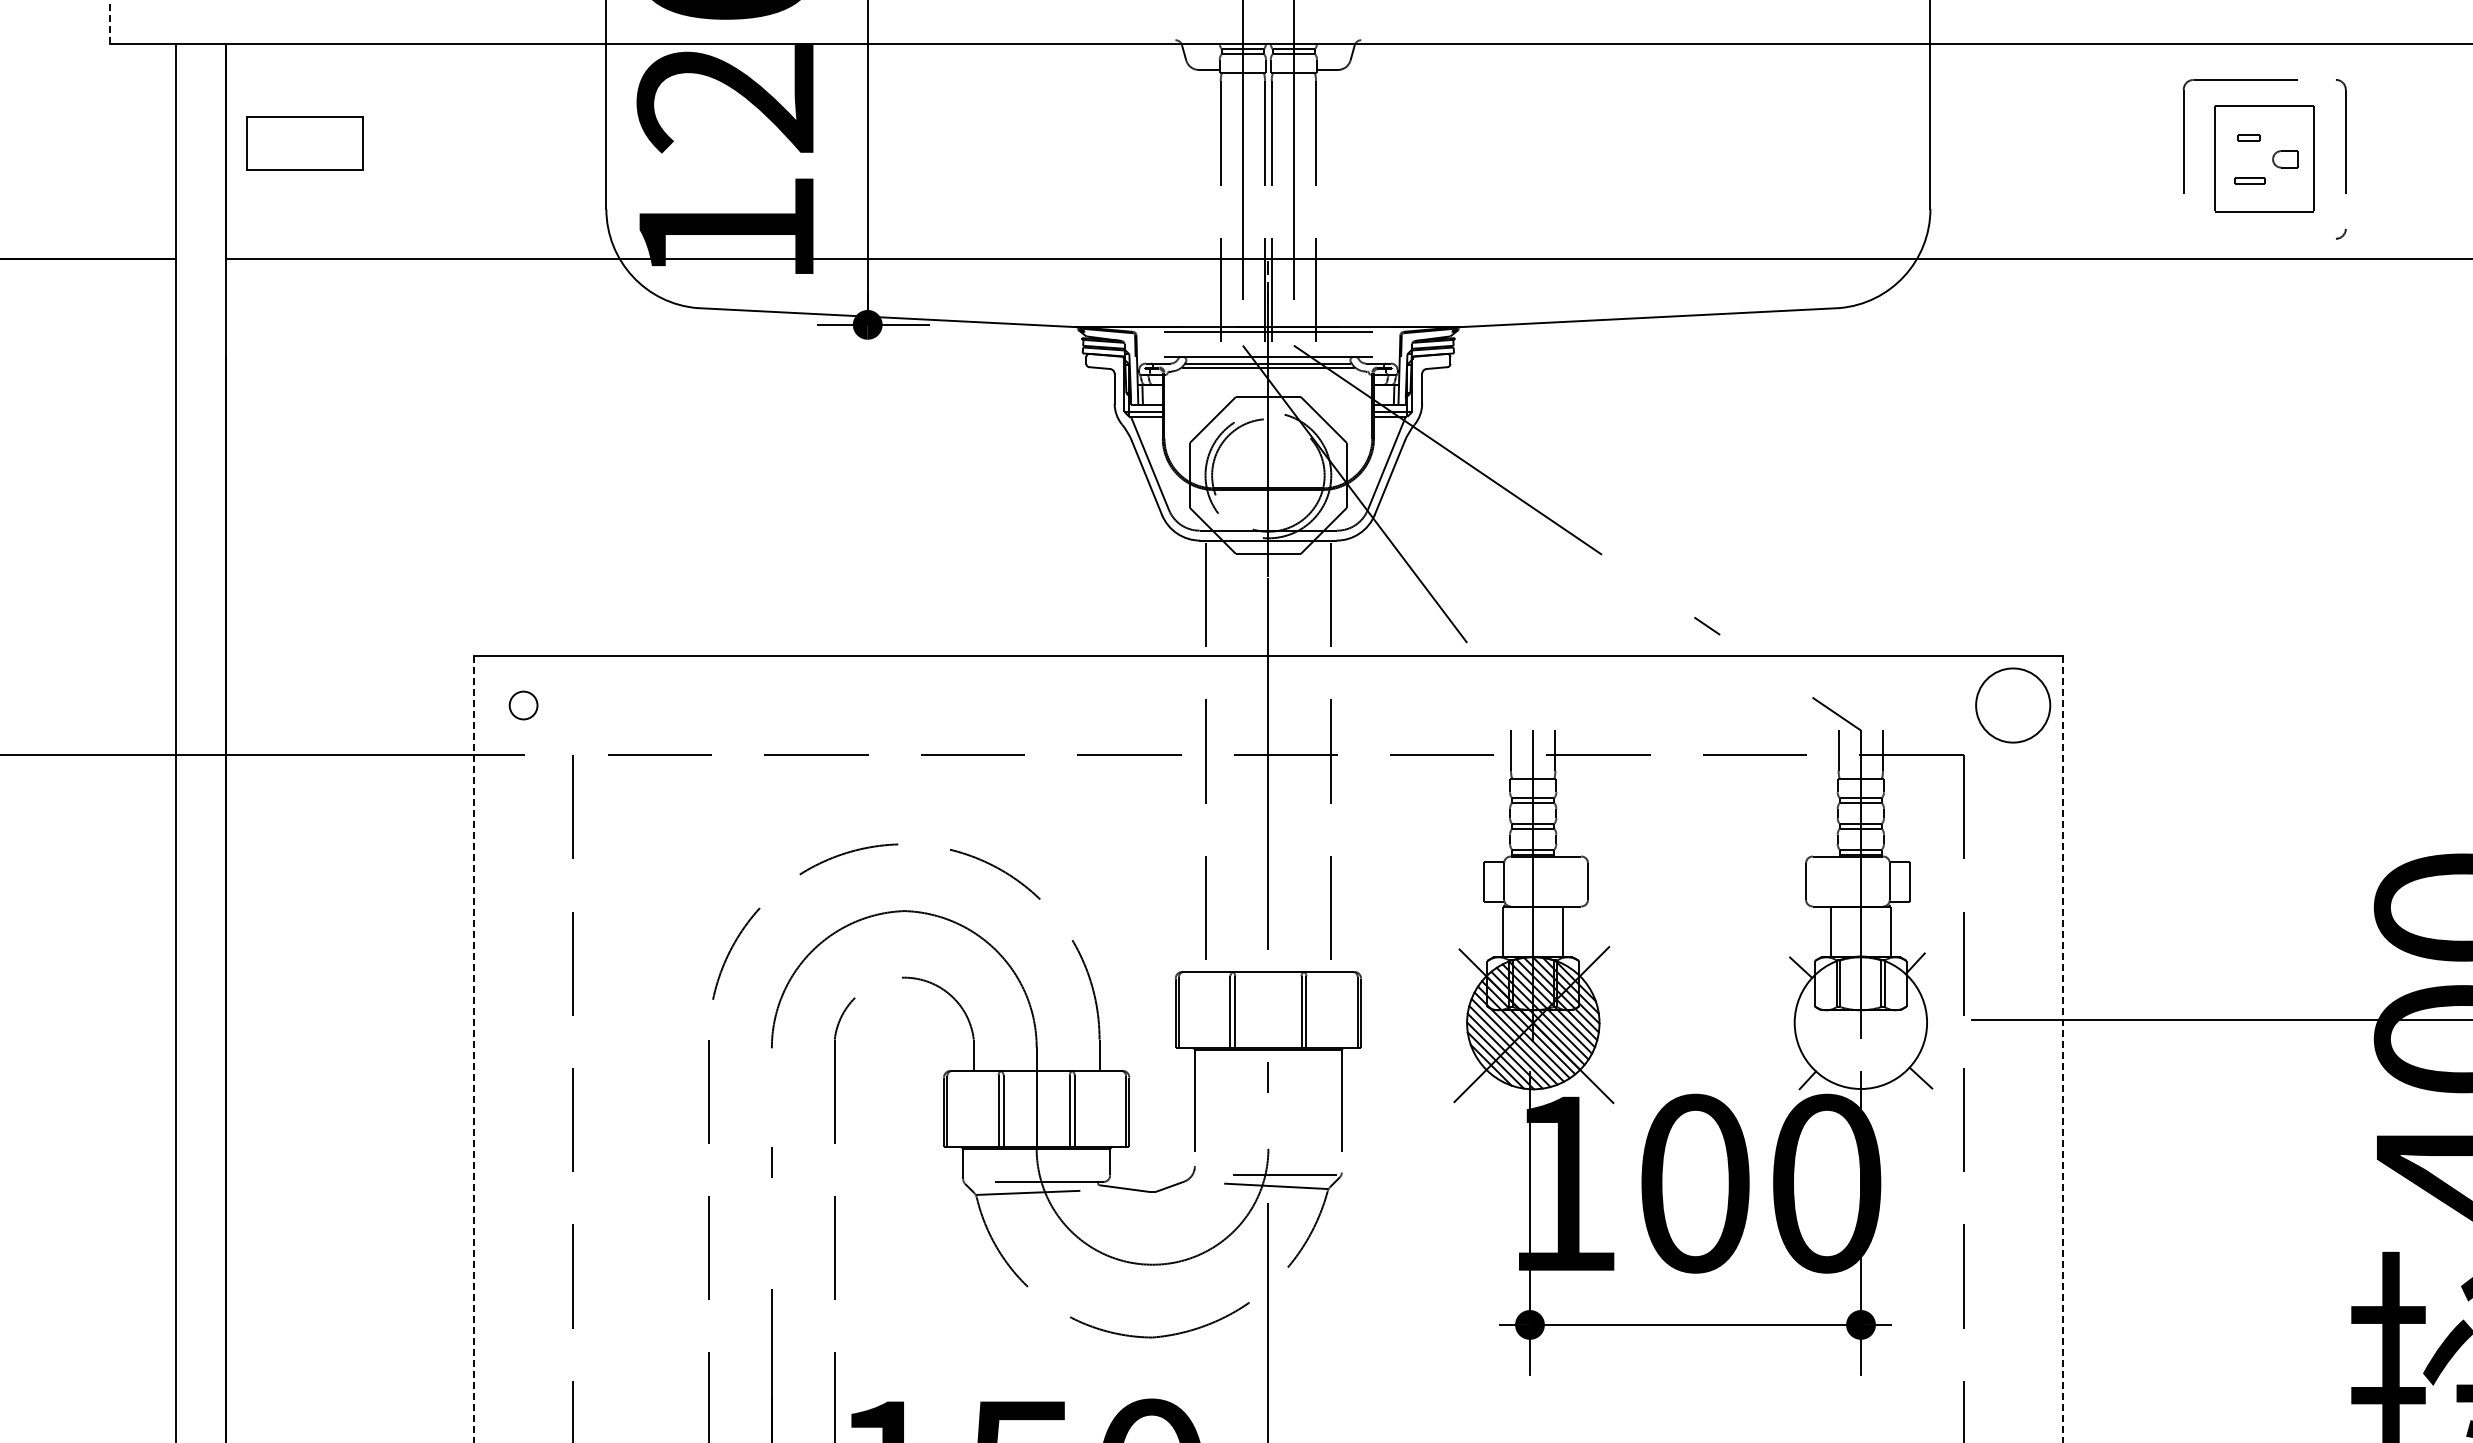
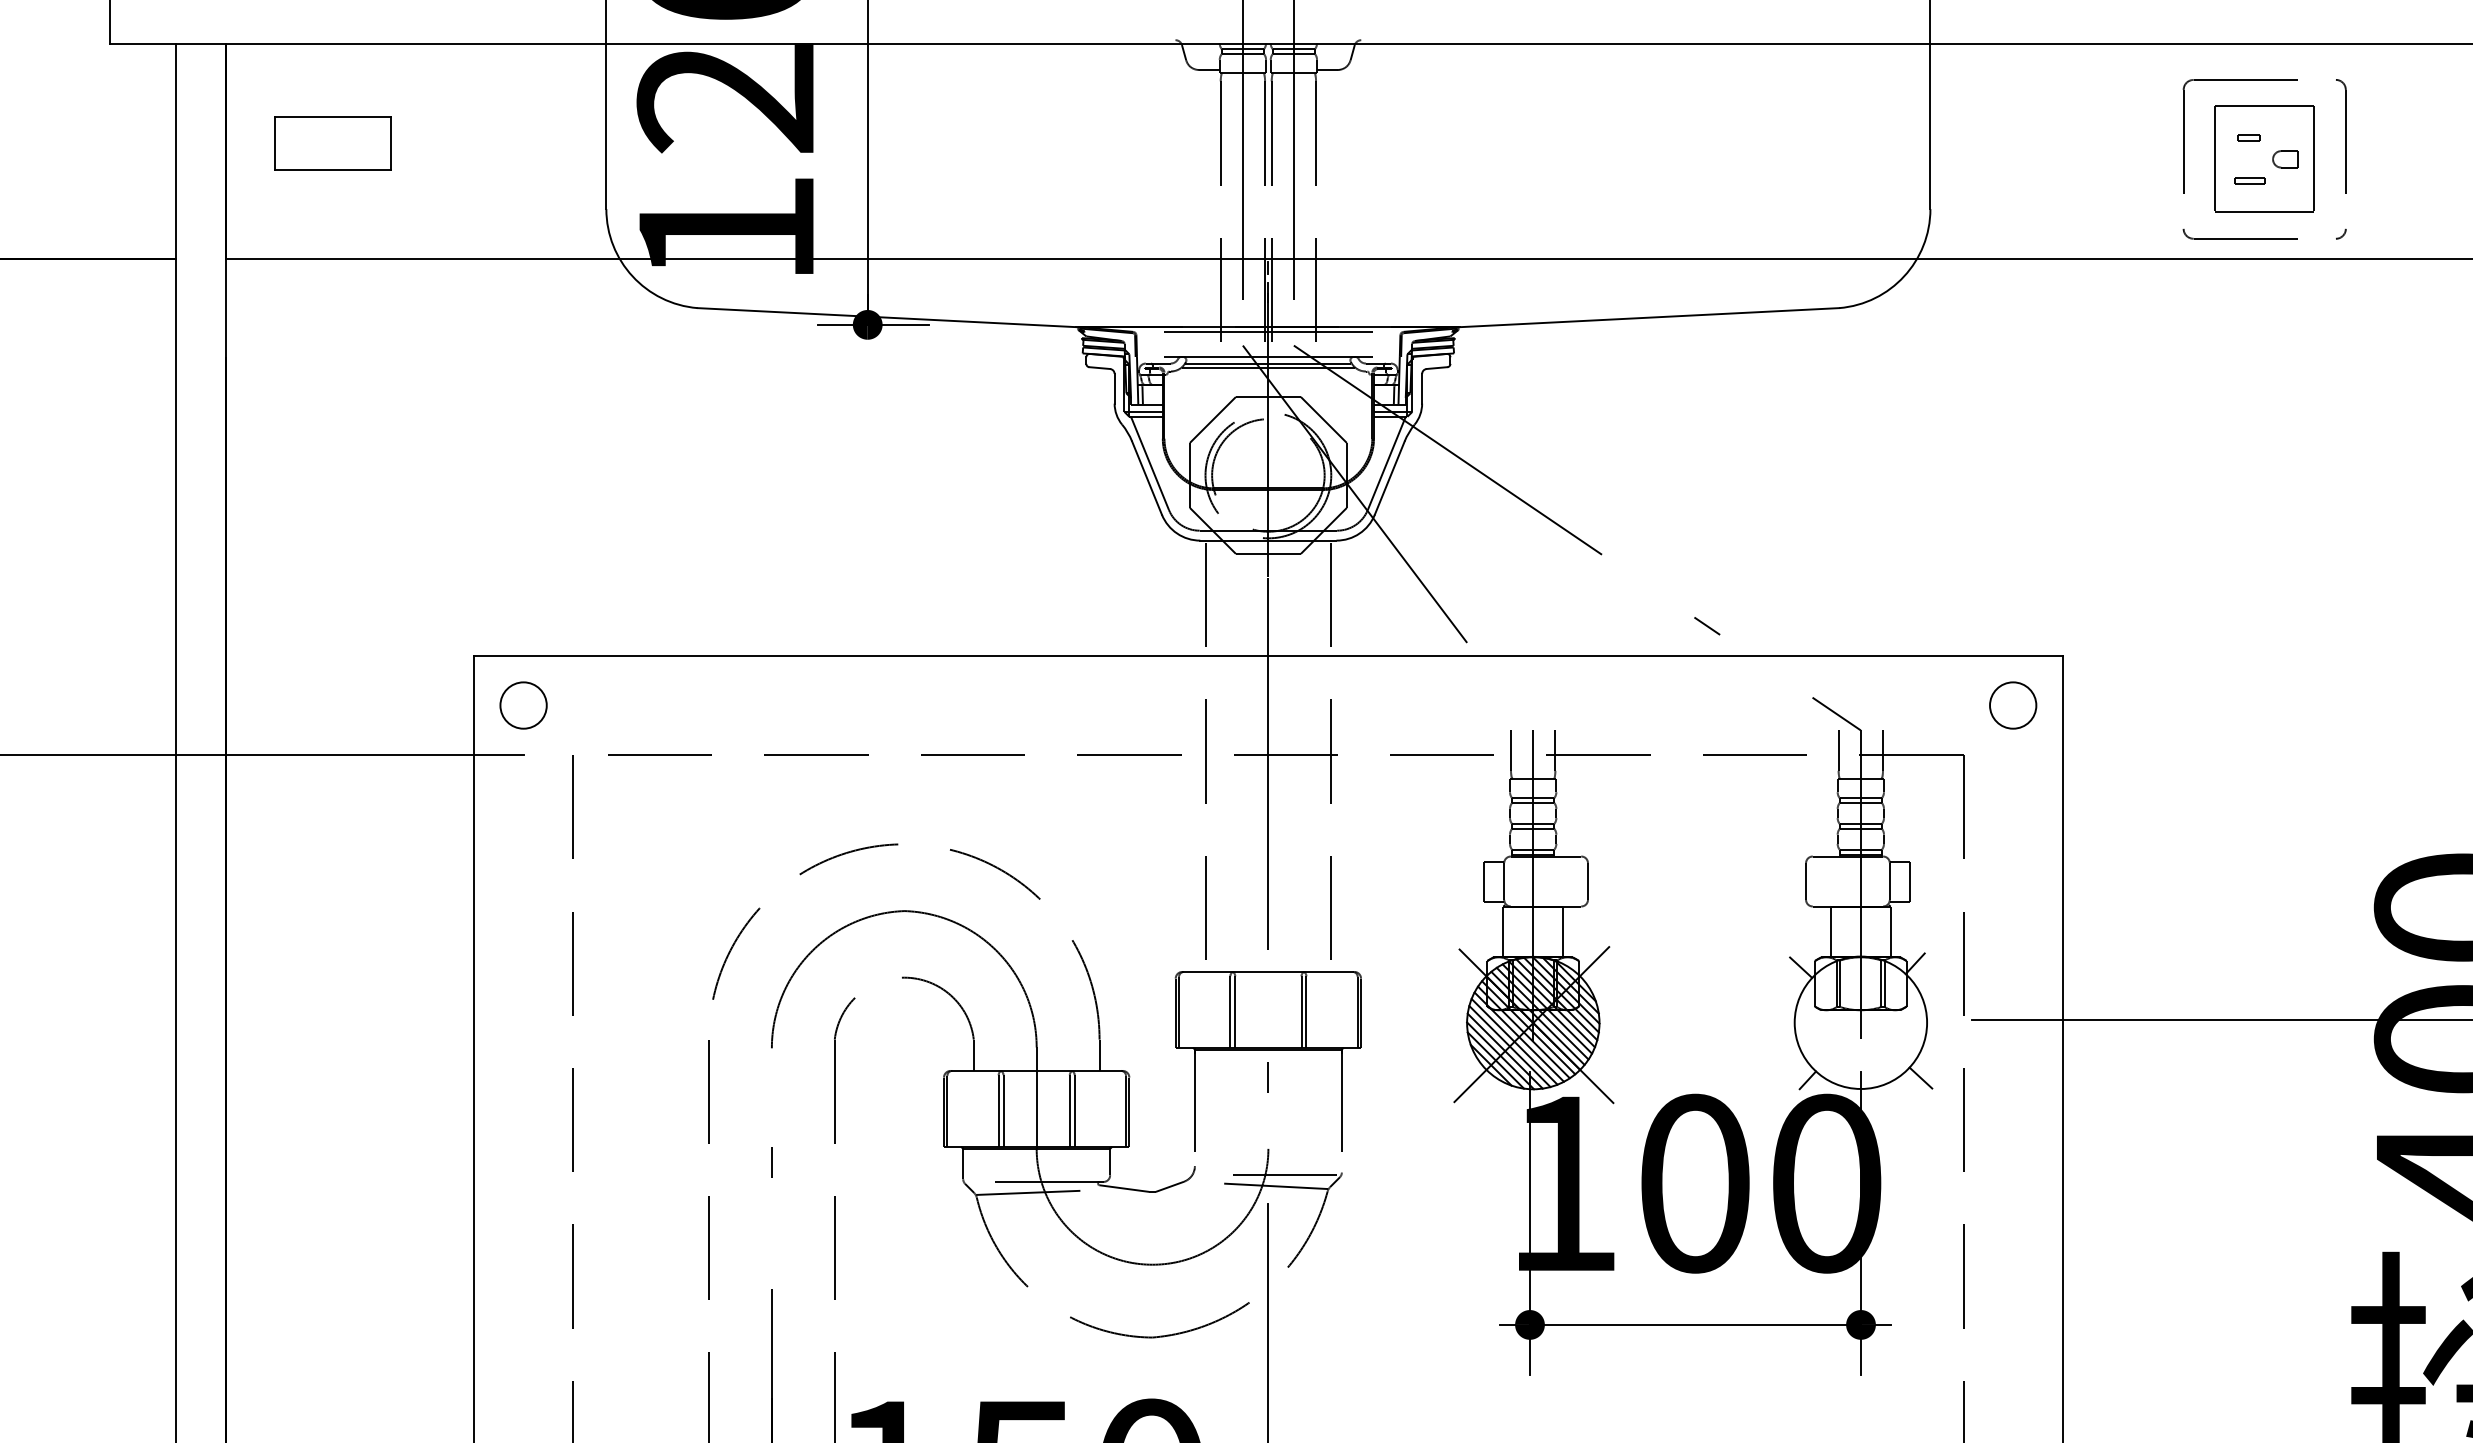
line: dashed -> solid (109, 22)
part position: (304, 143) -> (332, 143) (332, 143)
part: none -> present (2239, 234)
circle diameter: 28 px -> 46 px (523, 705)
circle diameter: 74 px -> 46 px (2013, 705)
line: dashed -> solid (473, 1049)
line: dashed -> solid (2062, 1049)
